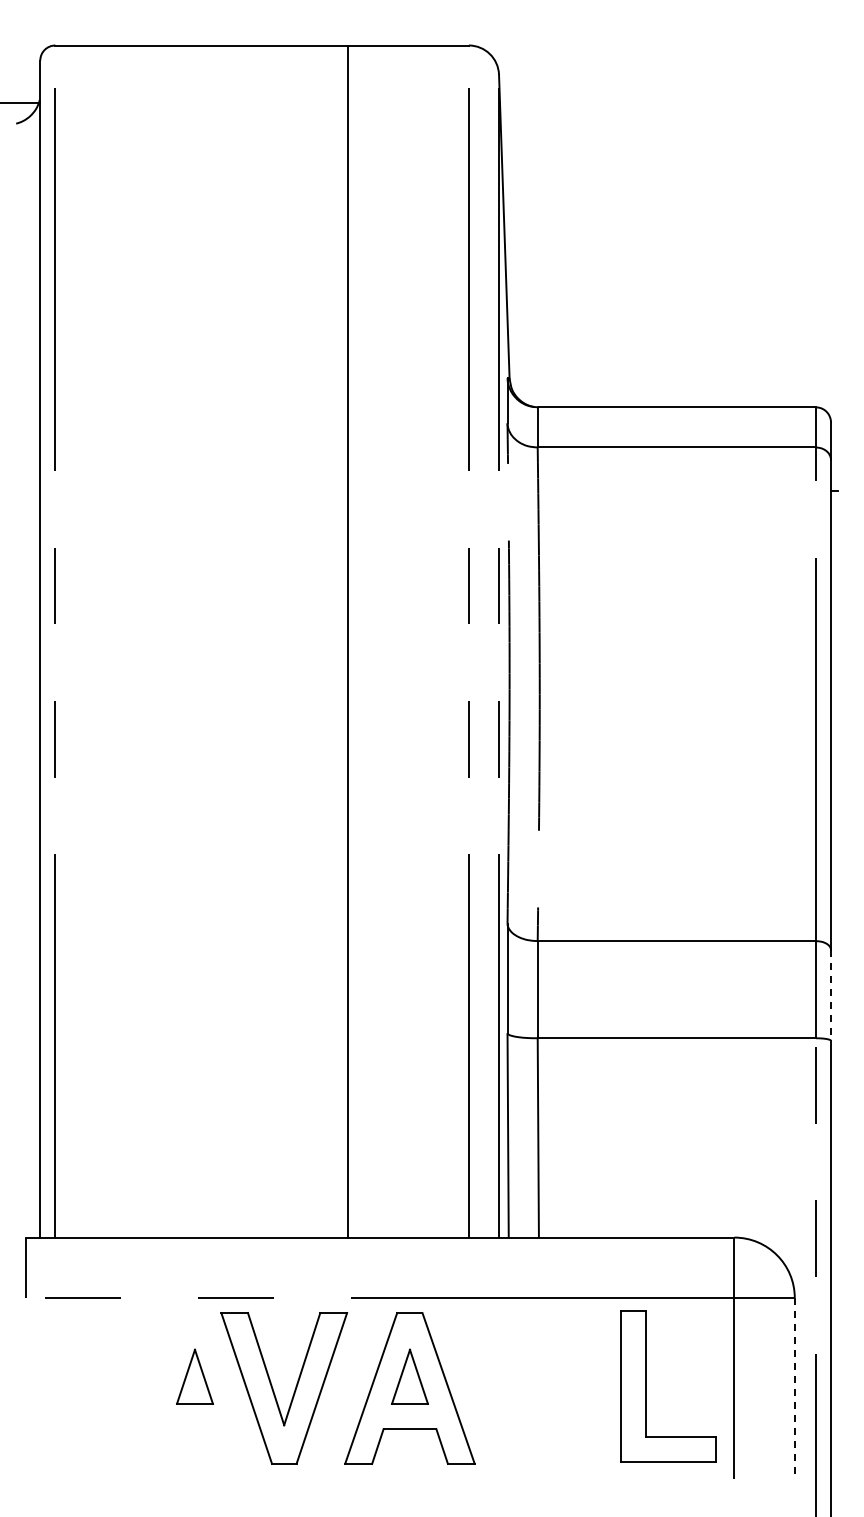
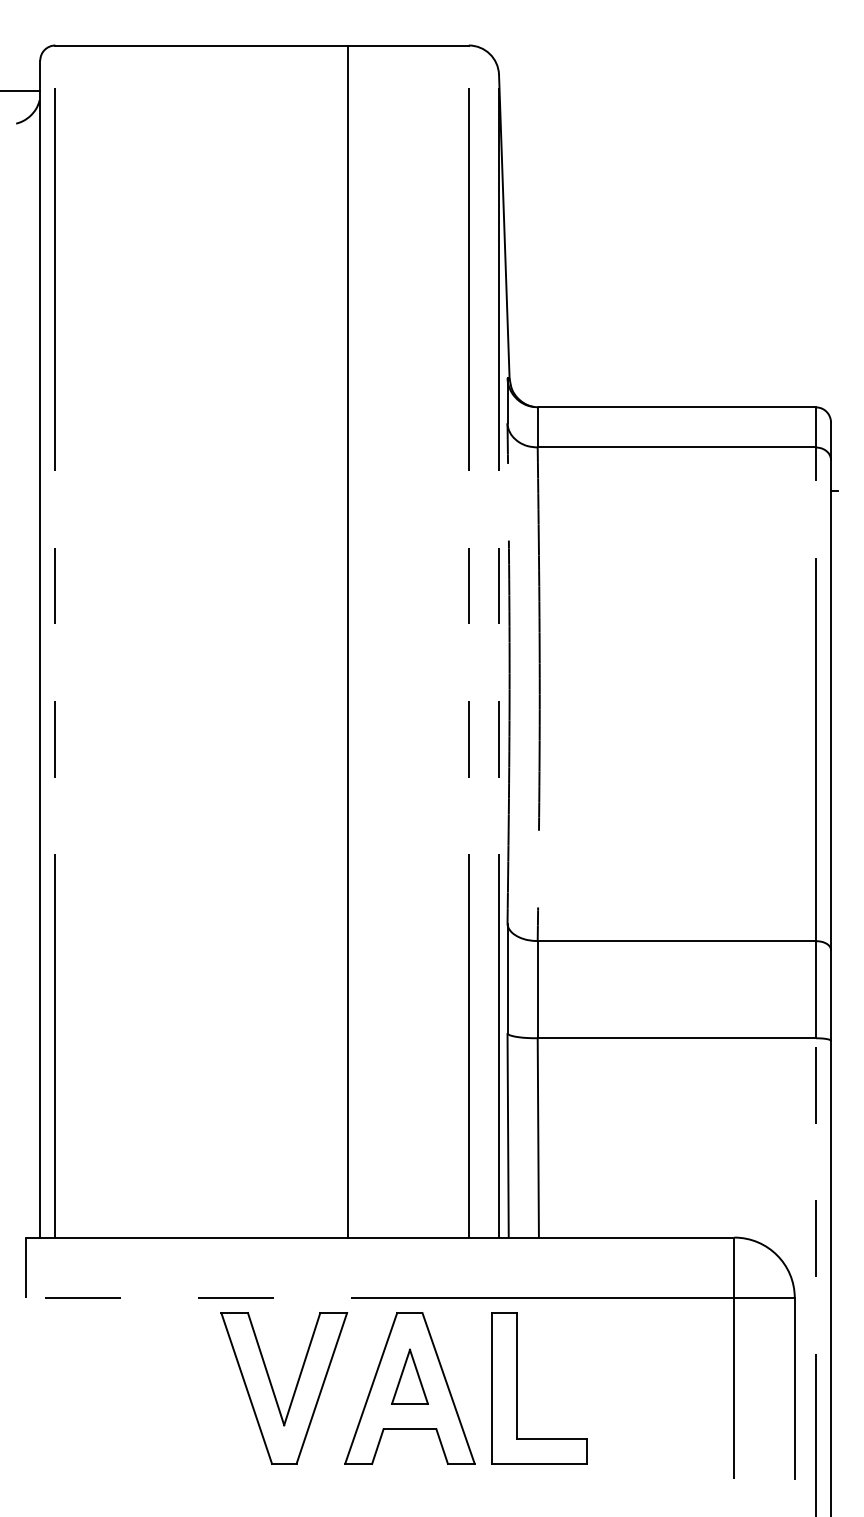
line position: (21, 102) -> (21, 90) (21, 90)
line: dashed -> solid (831, 995)
part: present -> none (194, 1376)
part position: (646, 1386) -> (517, 1388) (517, 1388)
line: dashed -> solid (794, 1388)
